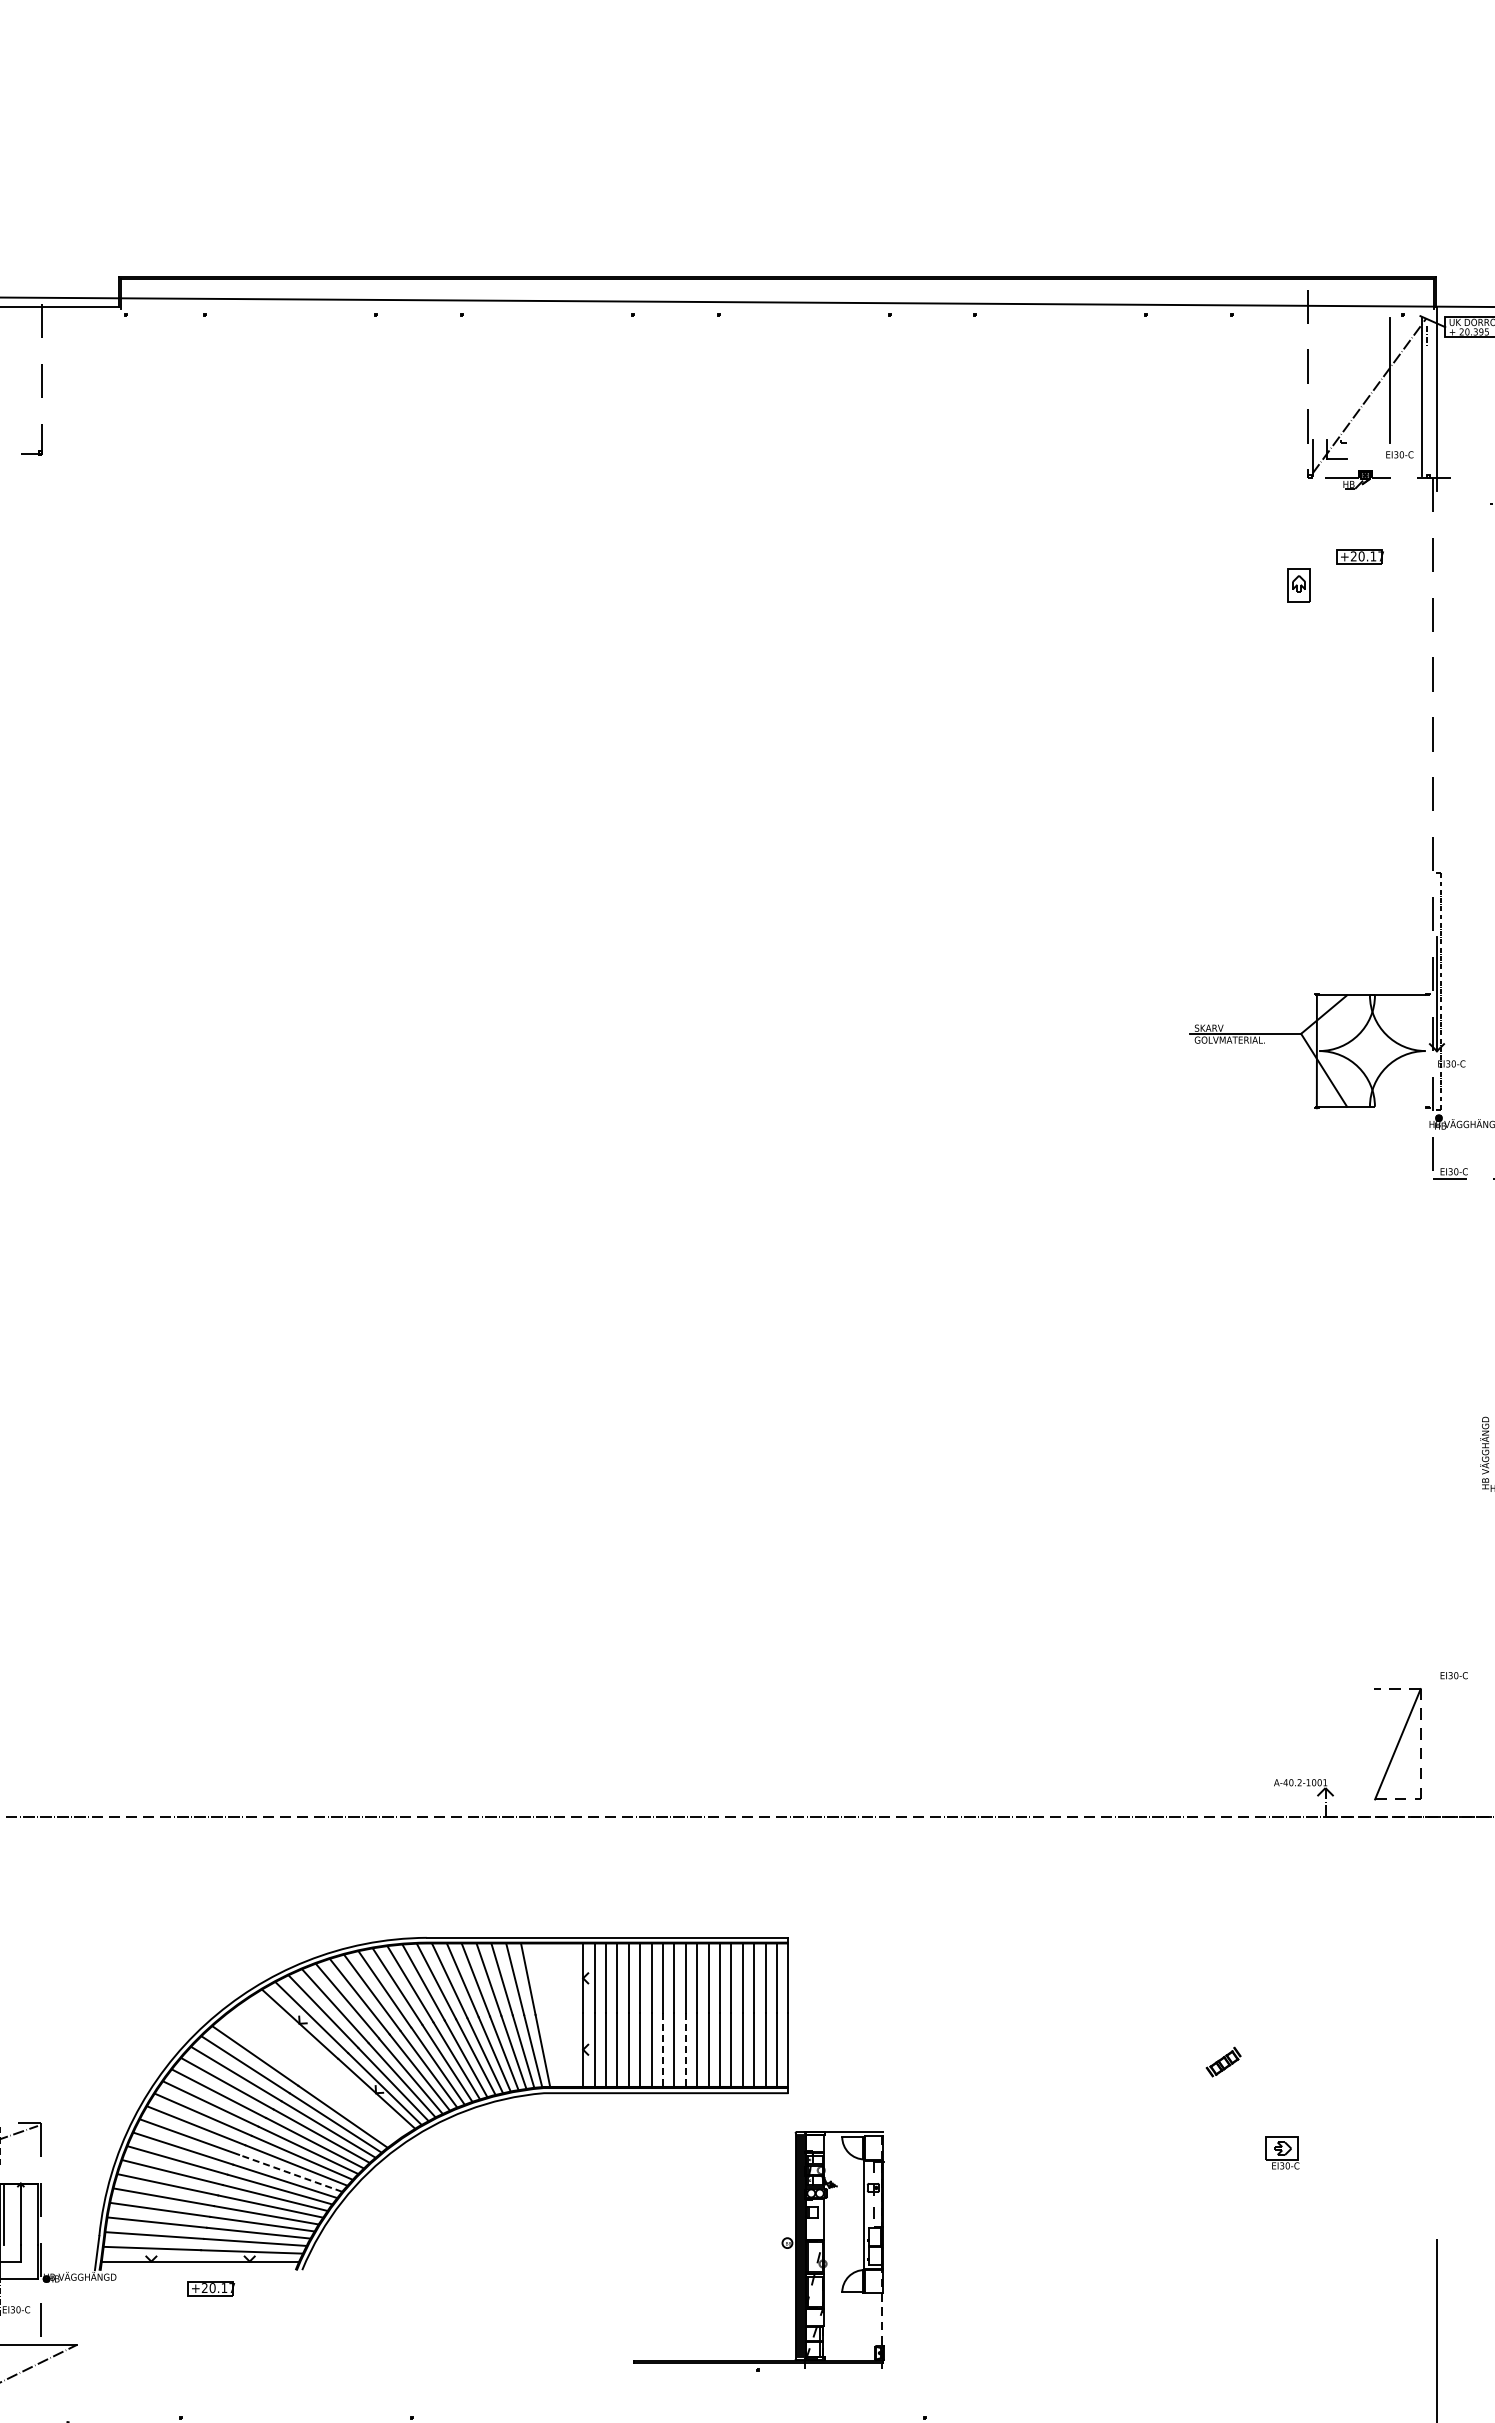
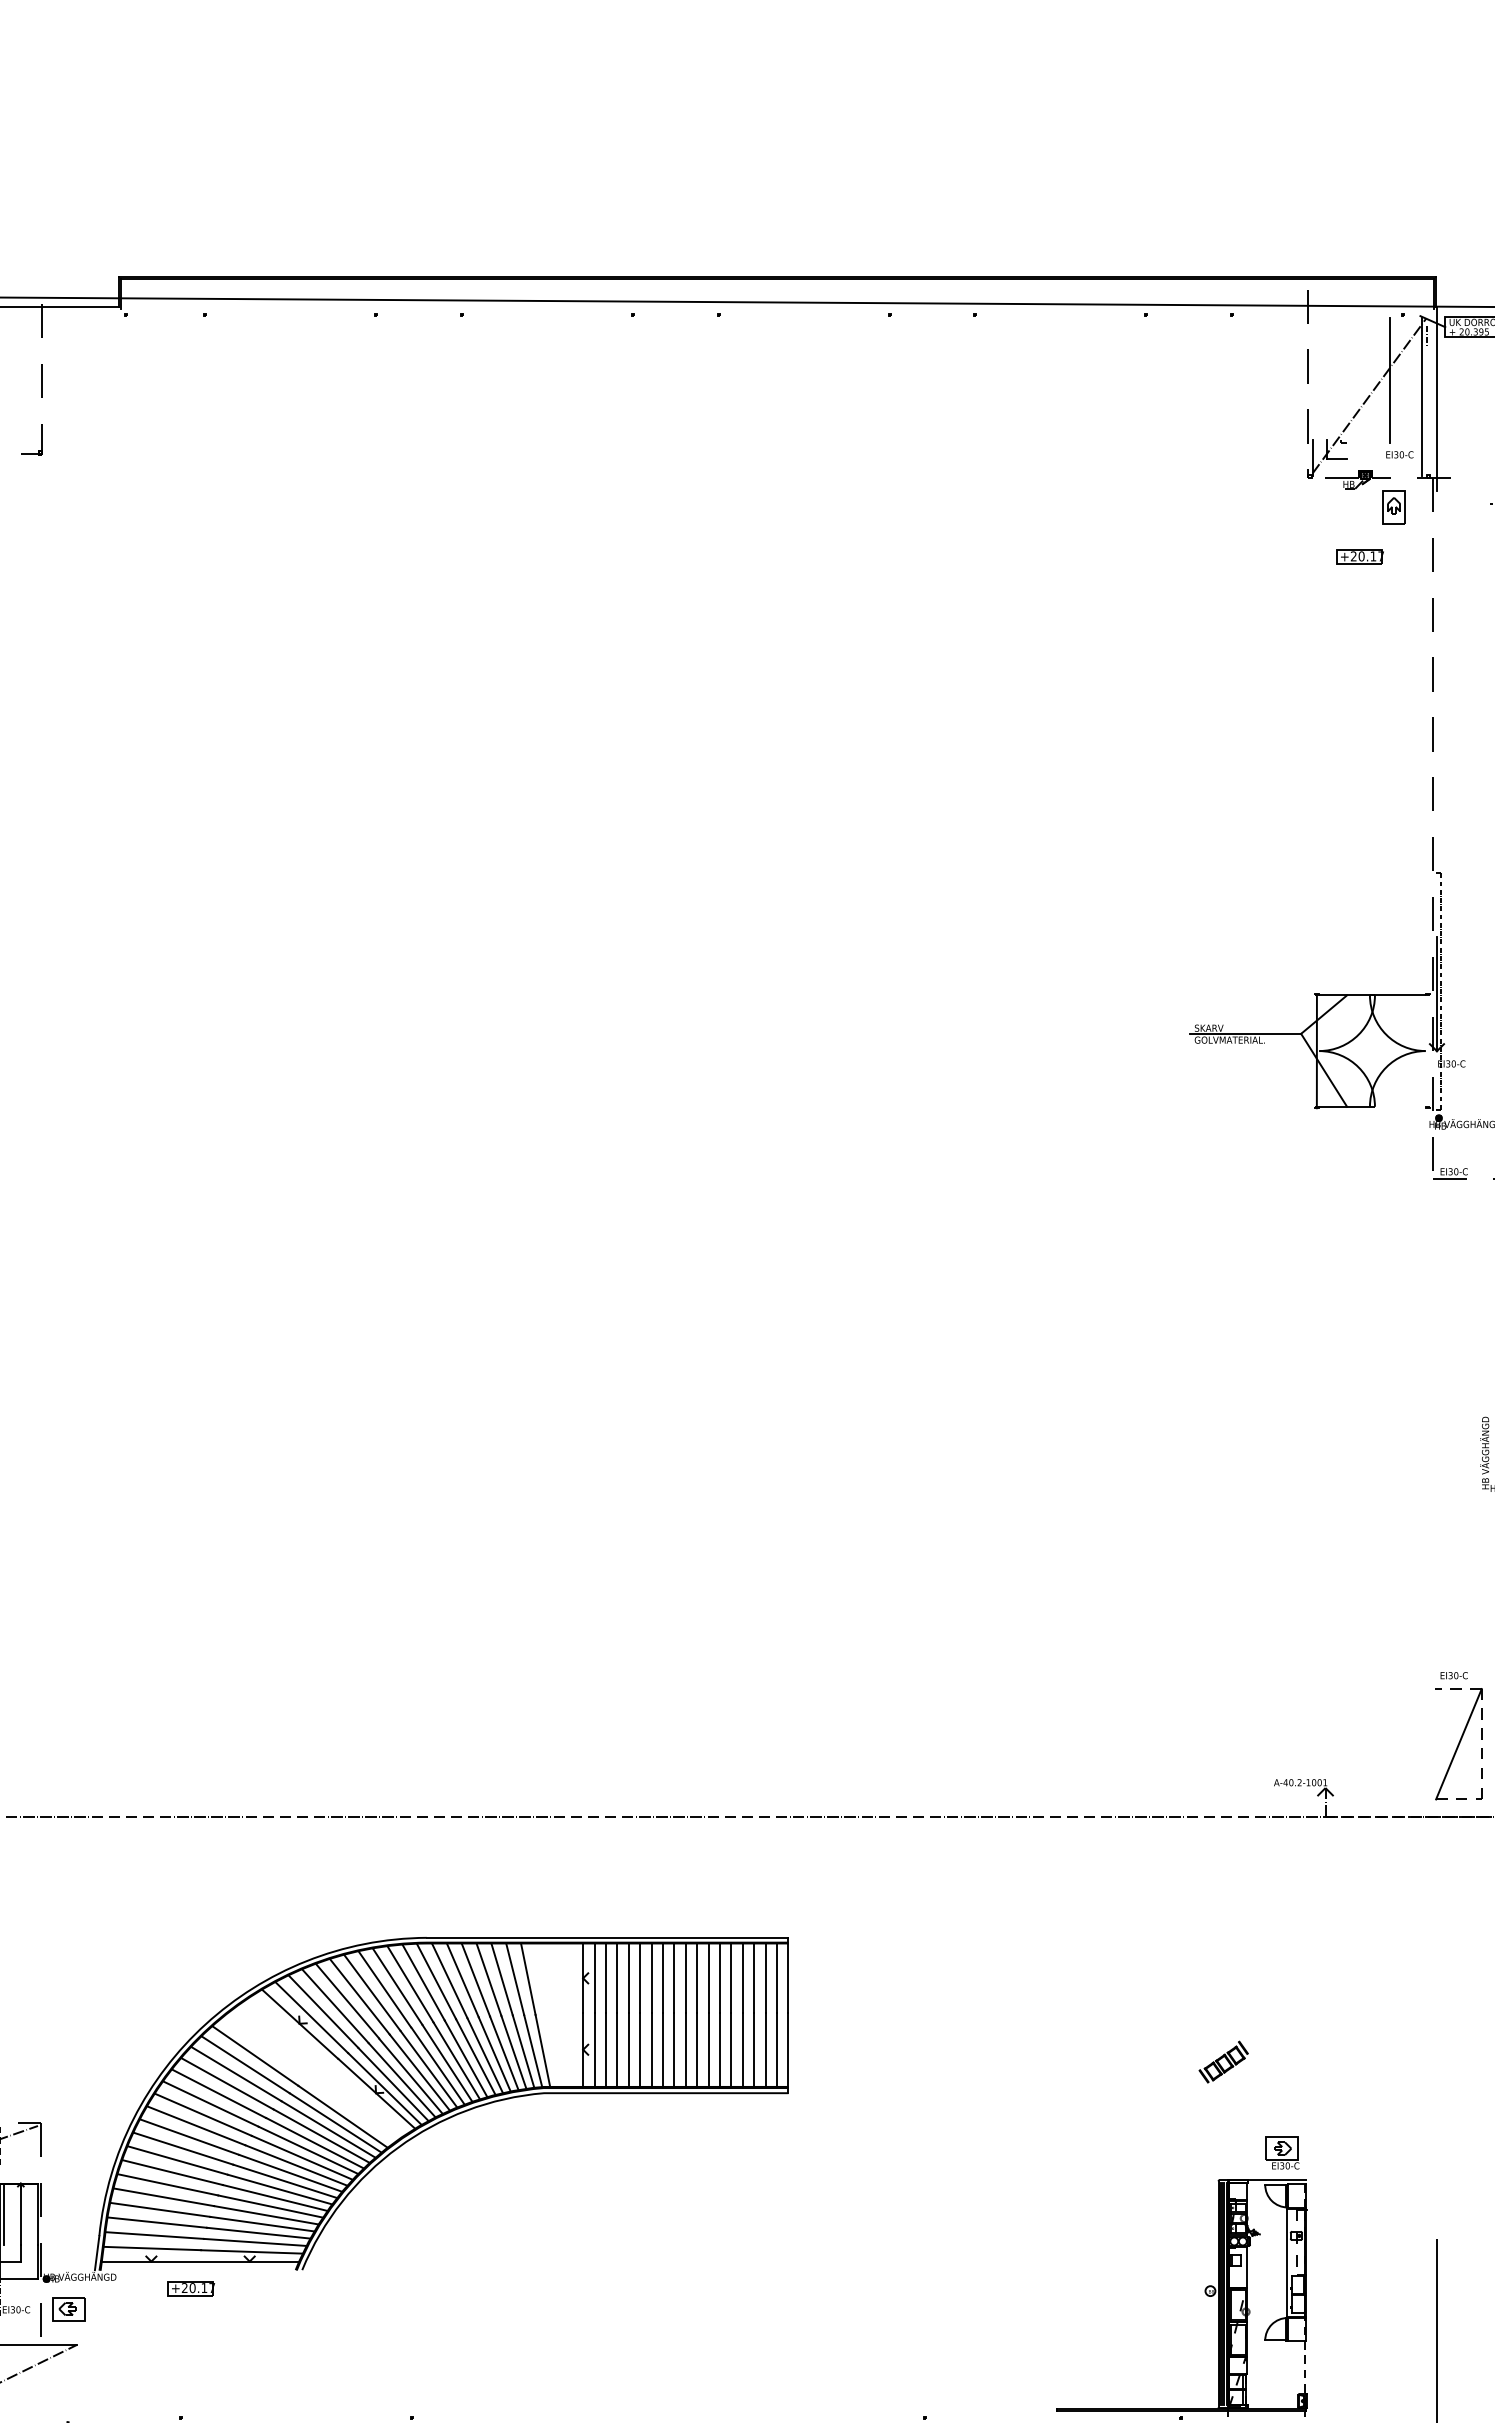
part position: (1298, 585) -> (1393, 507) (1393, 507)
part position: (1397, 1744) -> (1458, 1744) (1458, 1744)
line: dashed -> solid (663, 2050)
line: dashed -> solid (685, 2050)
part size: 37x32 px -> 51x44 px (1223, 2061)
line: dashed -> solid (290, 2173)
part position: (781, 2244) -> (1204, 2292) (1204, 2292)
part position: (211, 2288) -> (191, 2288) (191, 2288)
part: none -> present (68, 2309)
